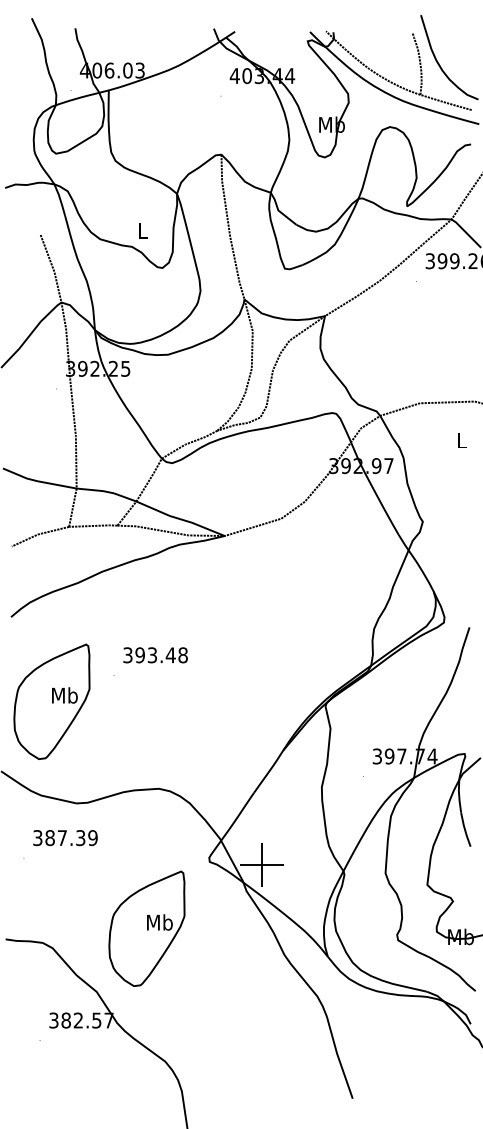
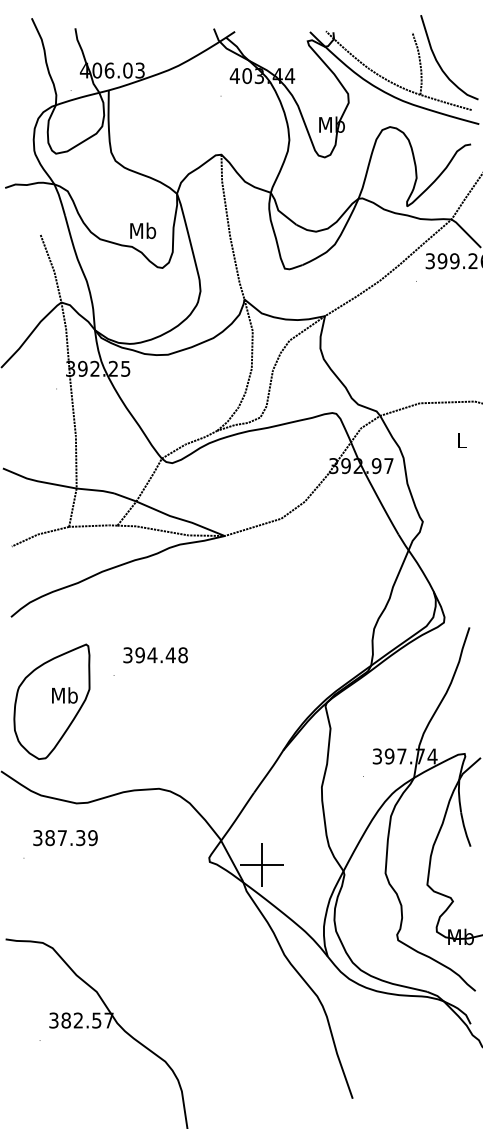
text: L -> Mb (143, 230)
text: 393.48 -> 394.48 (152, 655)
part: present -> none (146, 928)
